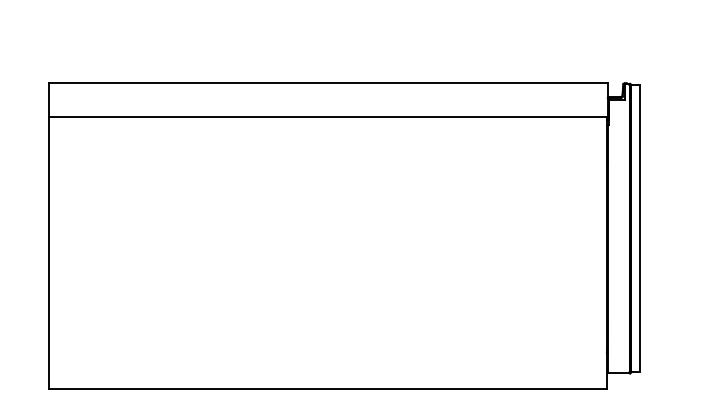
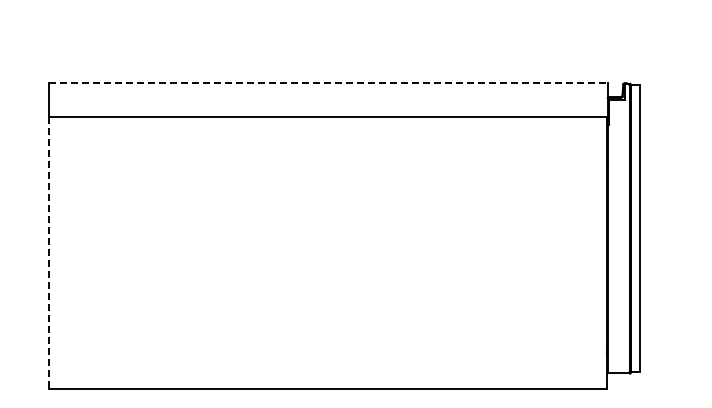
line: solid -> dashed (328, 82)
line: solid -> dashed (48, 253)
